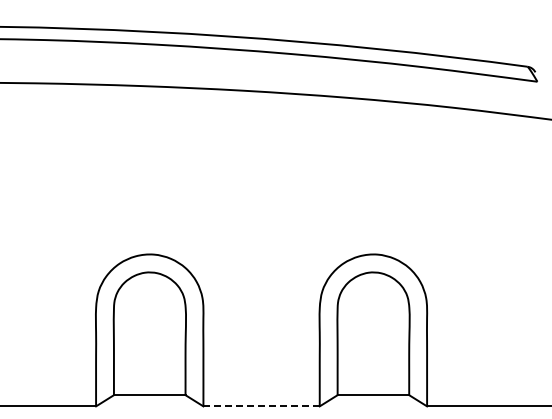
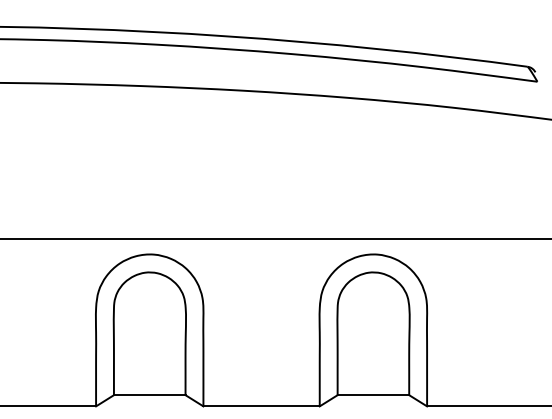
line: none -> present (275, 239)
line: dashed -> solid (261, 406)
